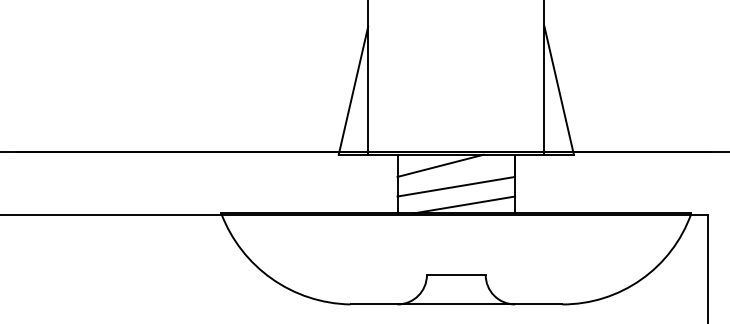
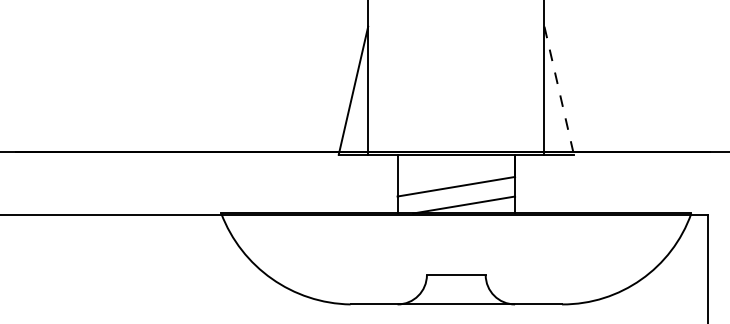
line: solid -> dashed (559, 90)
line: present -> none (440, 165)
